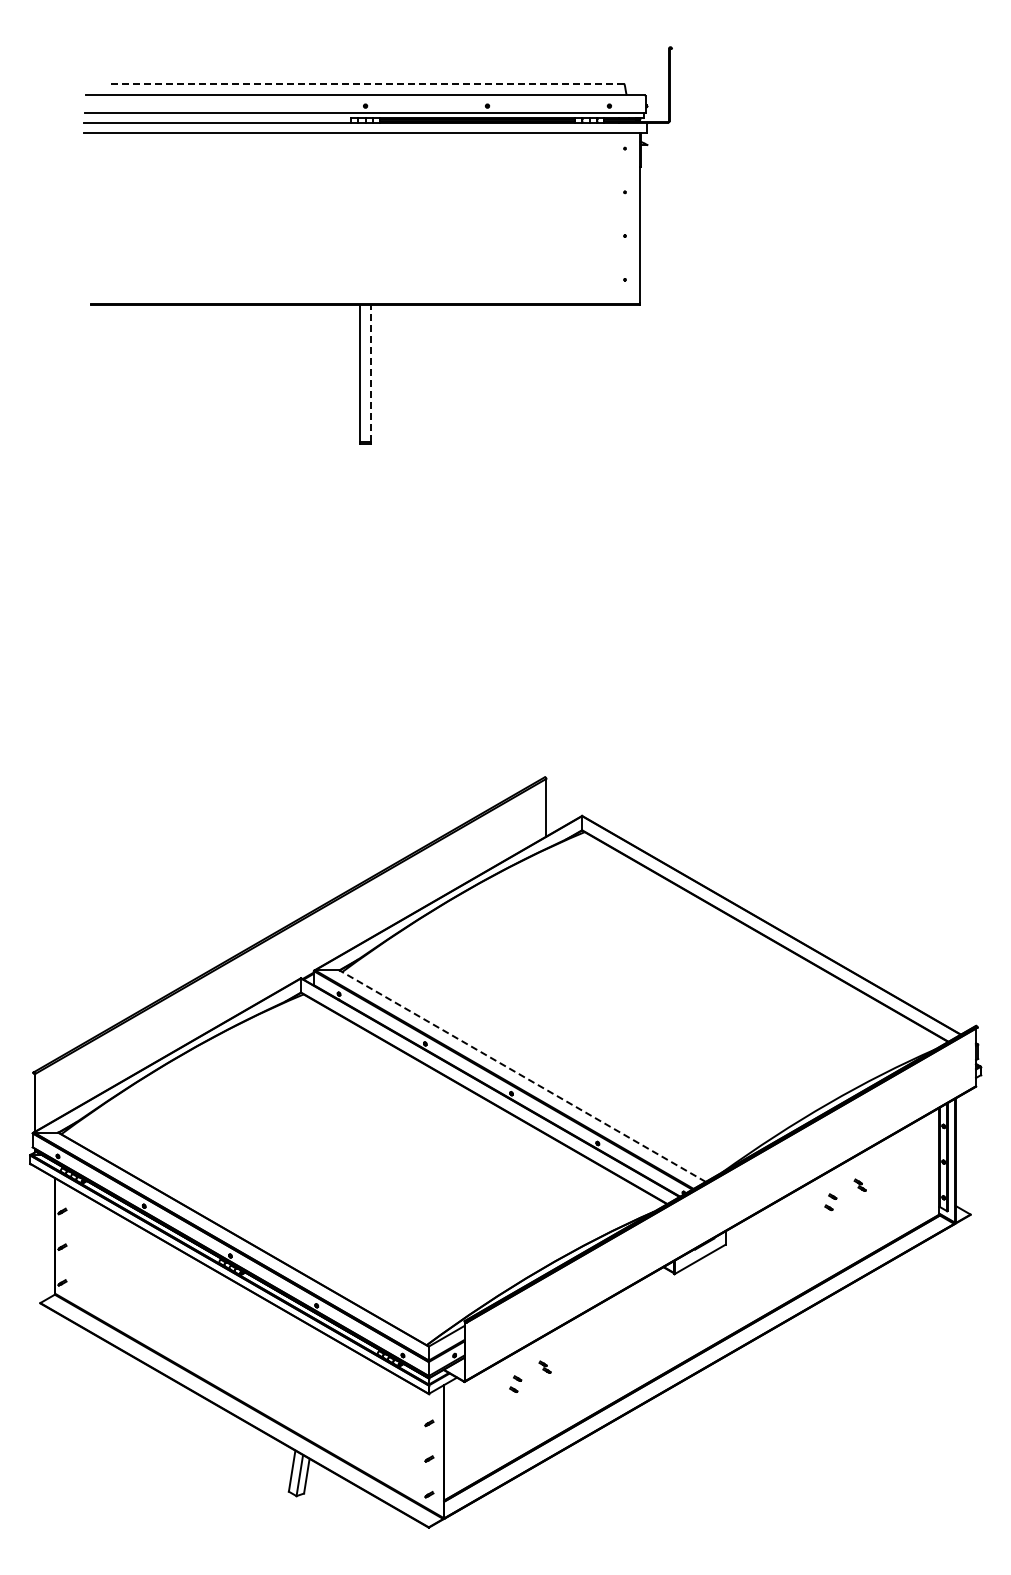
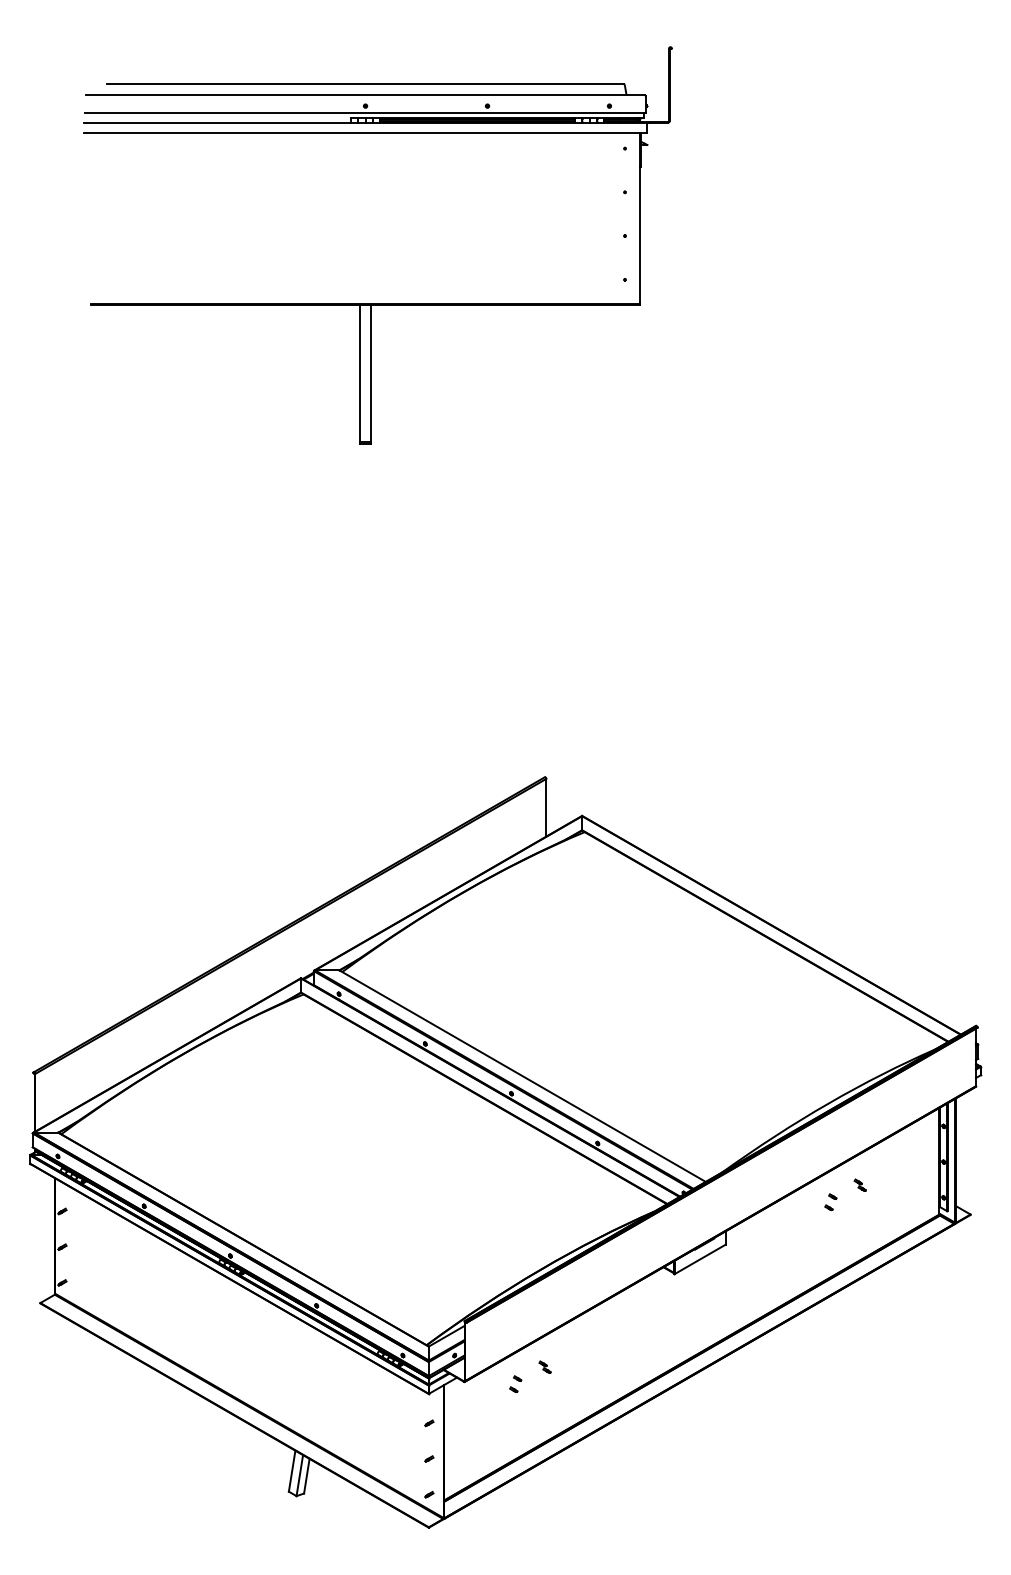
line: dashed -> solid (365, 83)
line: dashed -> solid (370, 372)
line: dashed -> solid (522, 1076)
